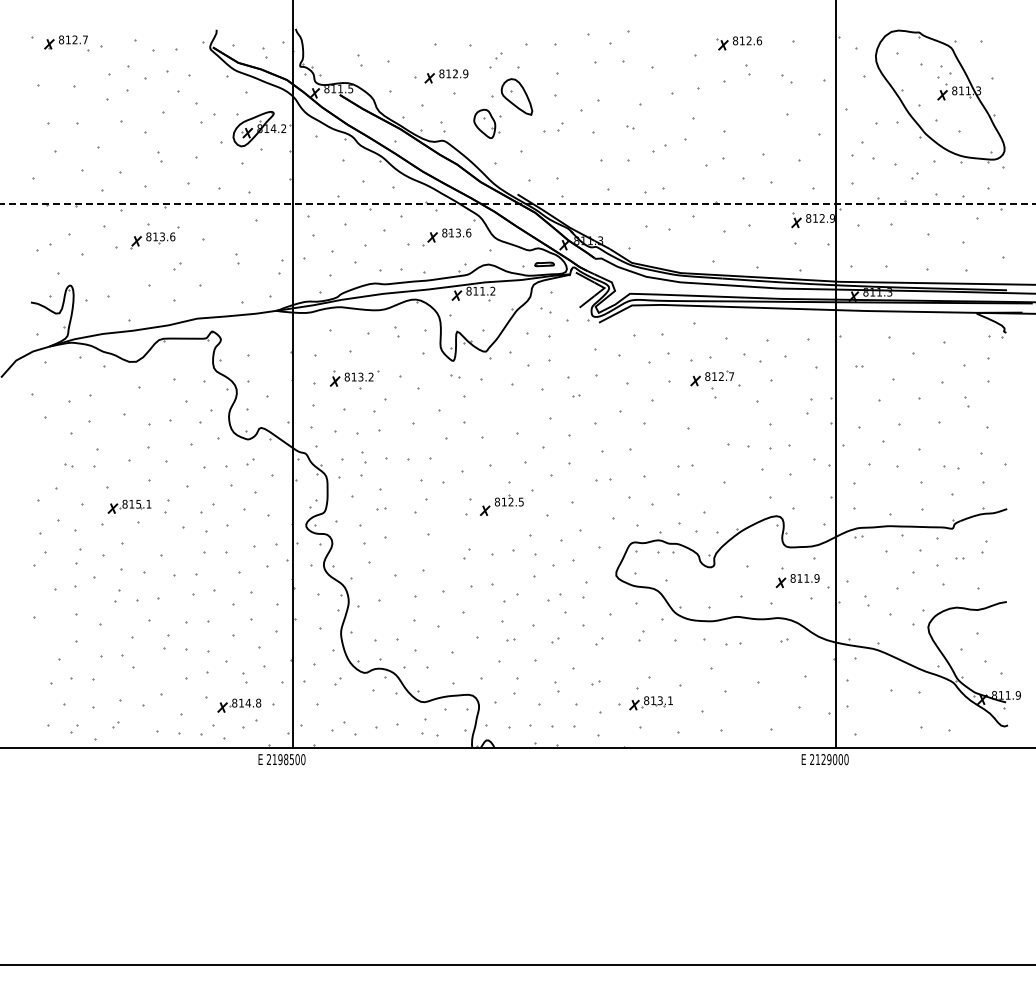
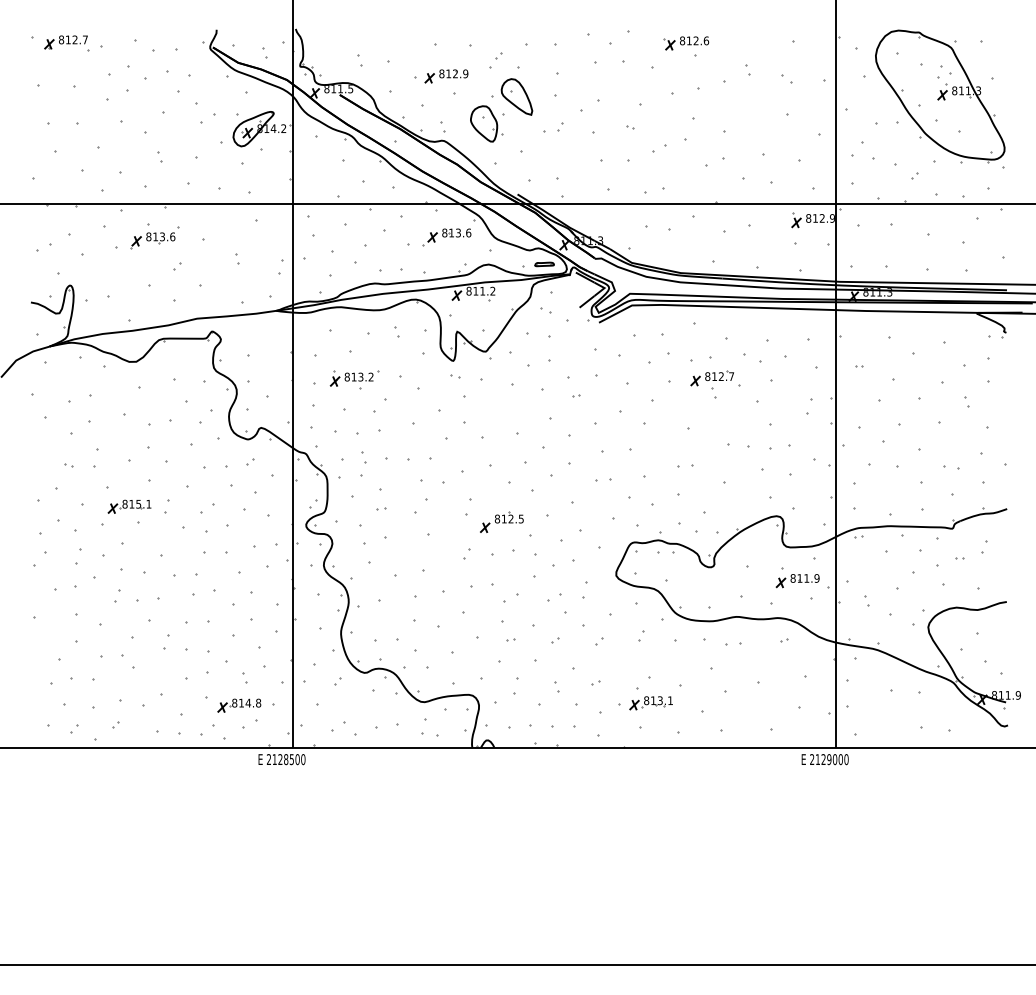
part position: (739, 43) -> (686, 43) (686, 43)
part size: 29x31 px -> 35x38 px (487, 123)
line: dashed -> solid (518, 204)
part position: (501, 504) -> (501, 521) (501, 521)
text: 2198500 -> 2128500 (280, 759)
